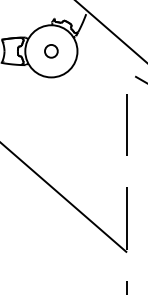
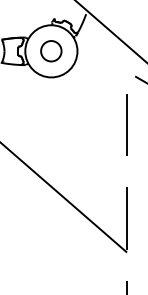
circle size: 15x15 px -> 23x23 px (51, 51)
